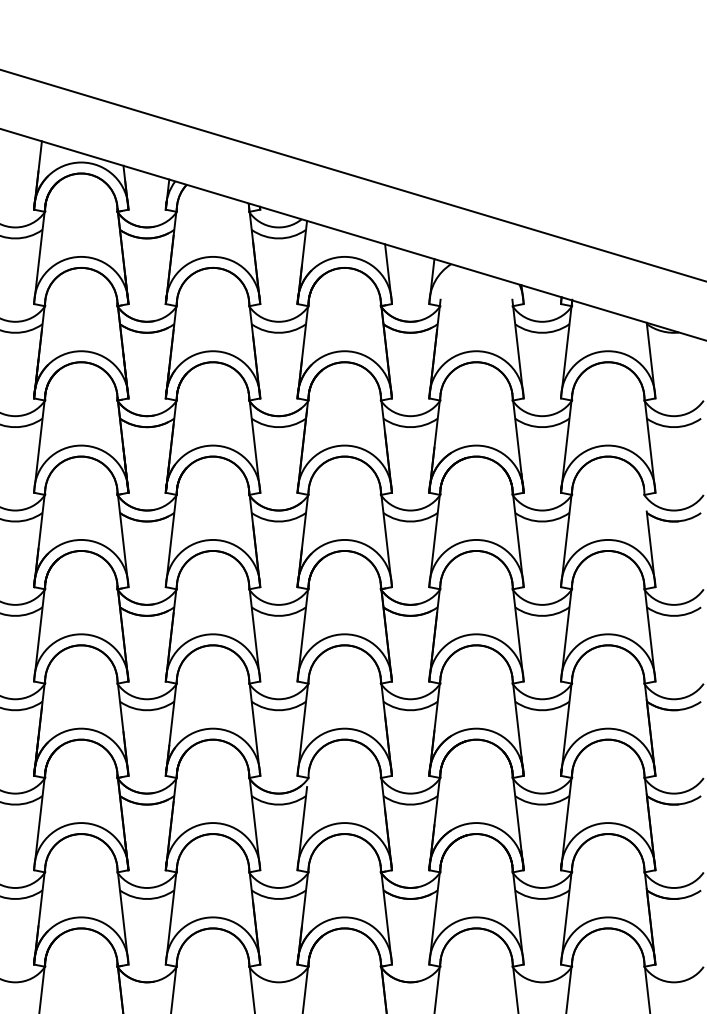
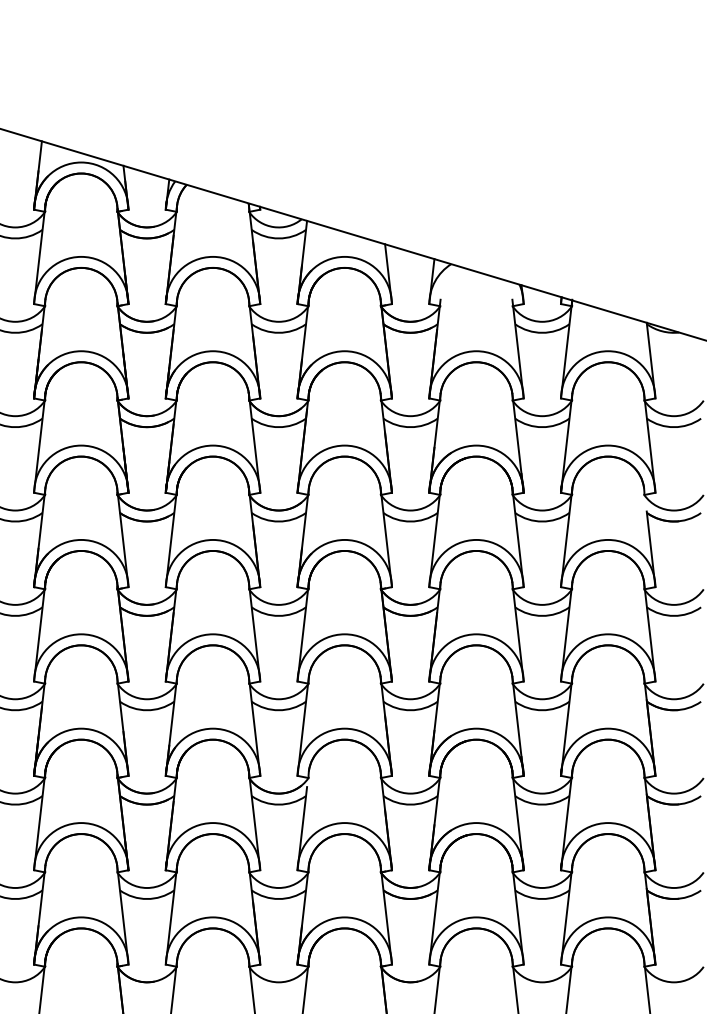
line: present -> none (352, 175)
